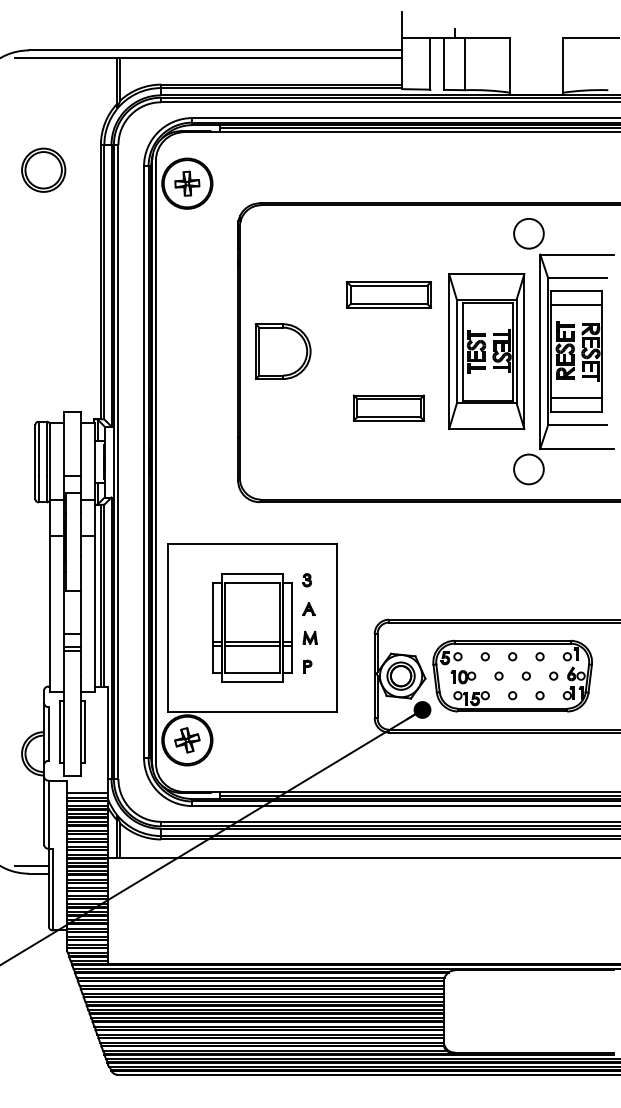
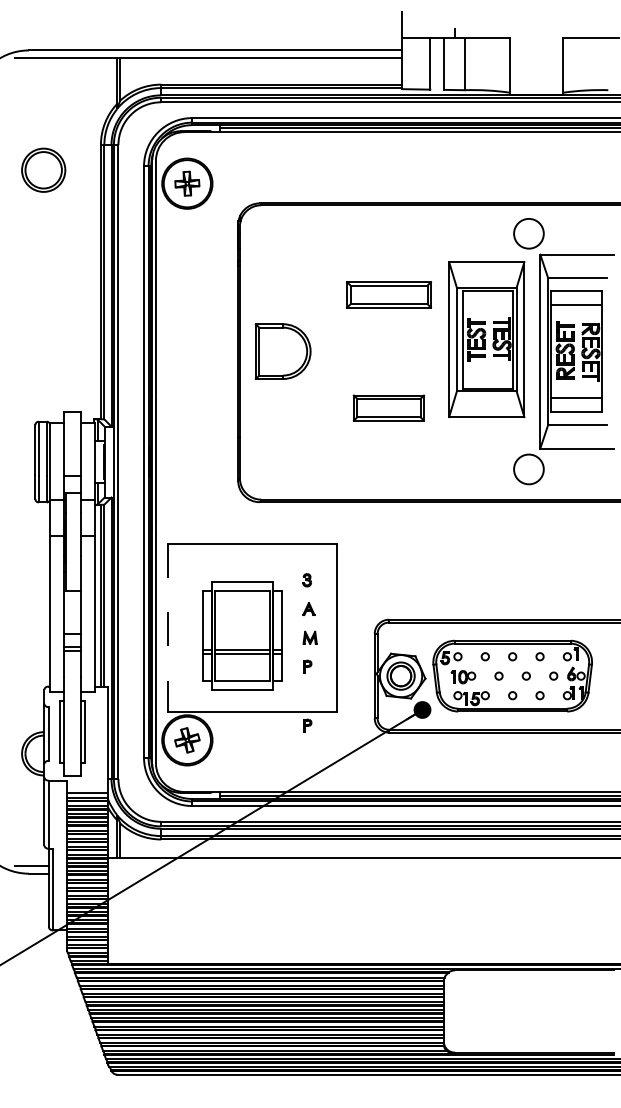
part position: (486, 351) -> (486, 339) (486, 339)
part position: (252, 627) -> (242, 635) (242, 635)
line: solid -> dashed (168, 628)
part: none -> present (307, 725)
